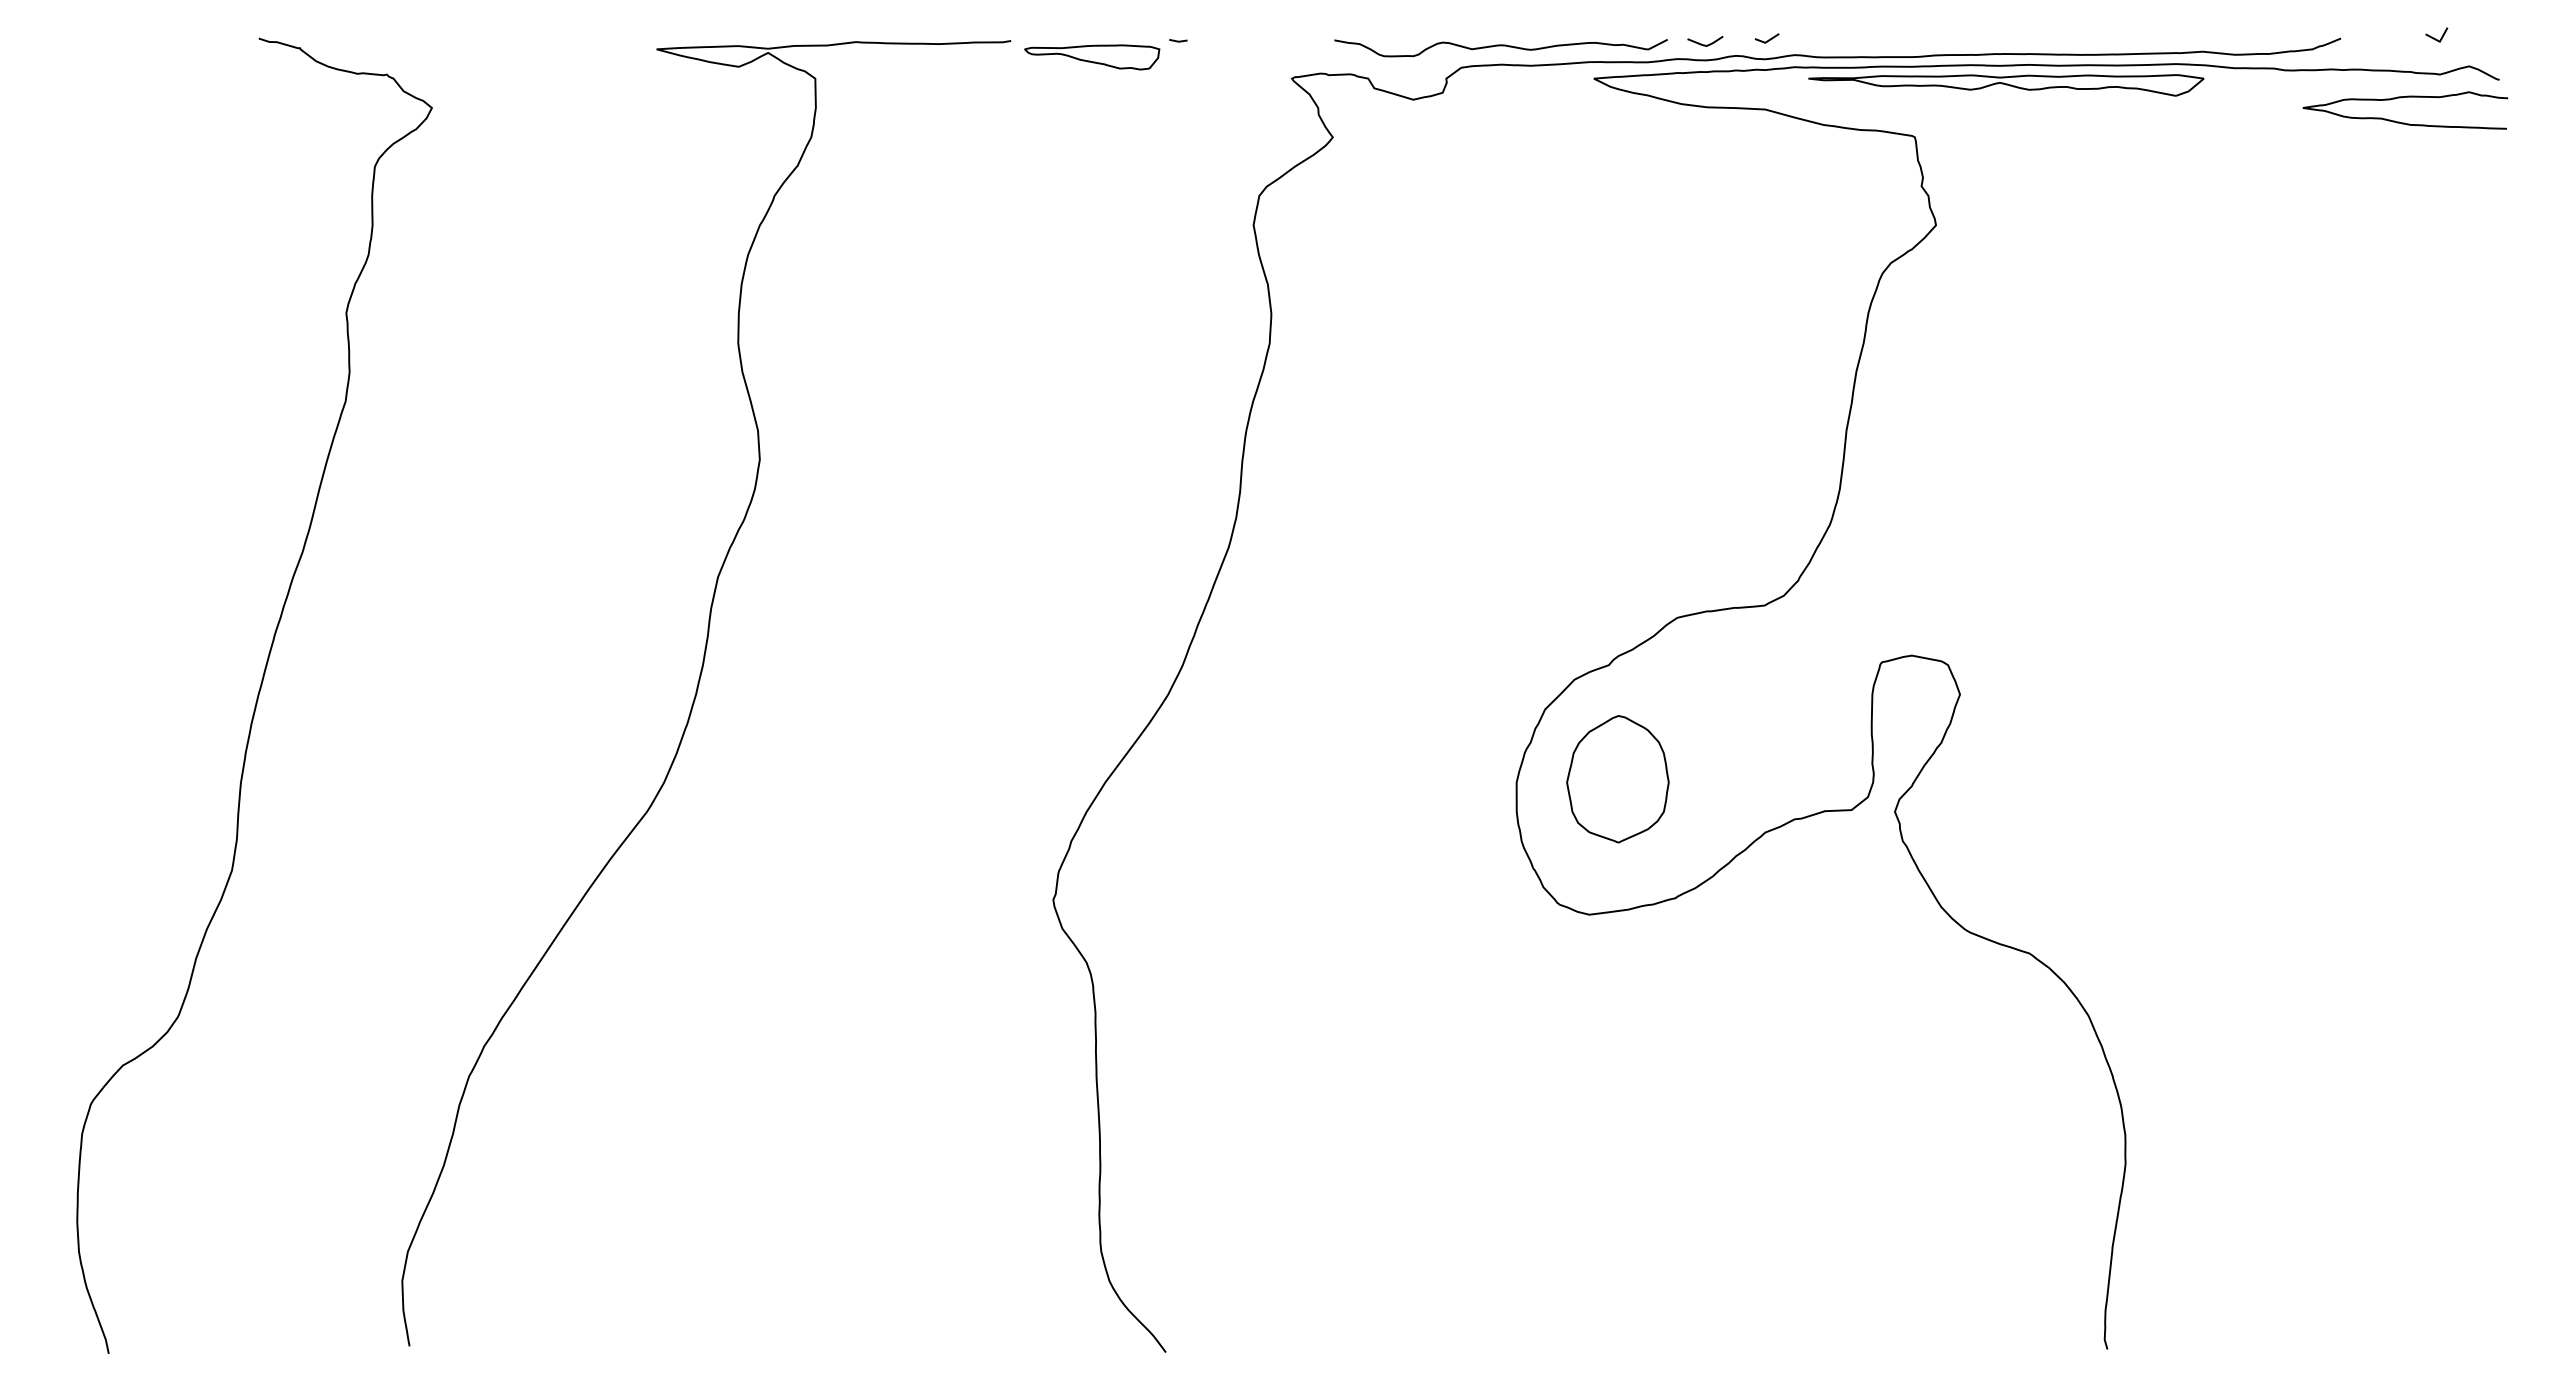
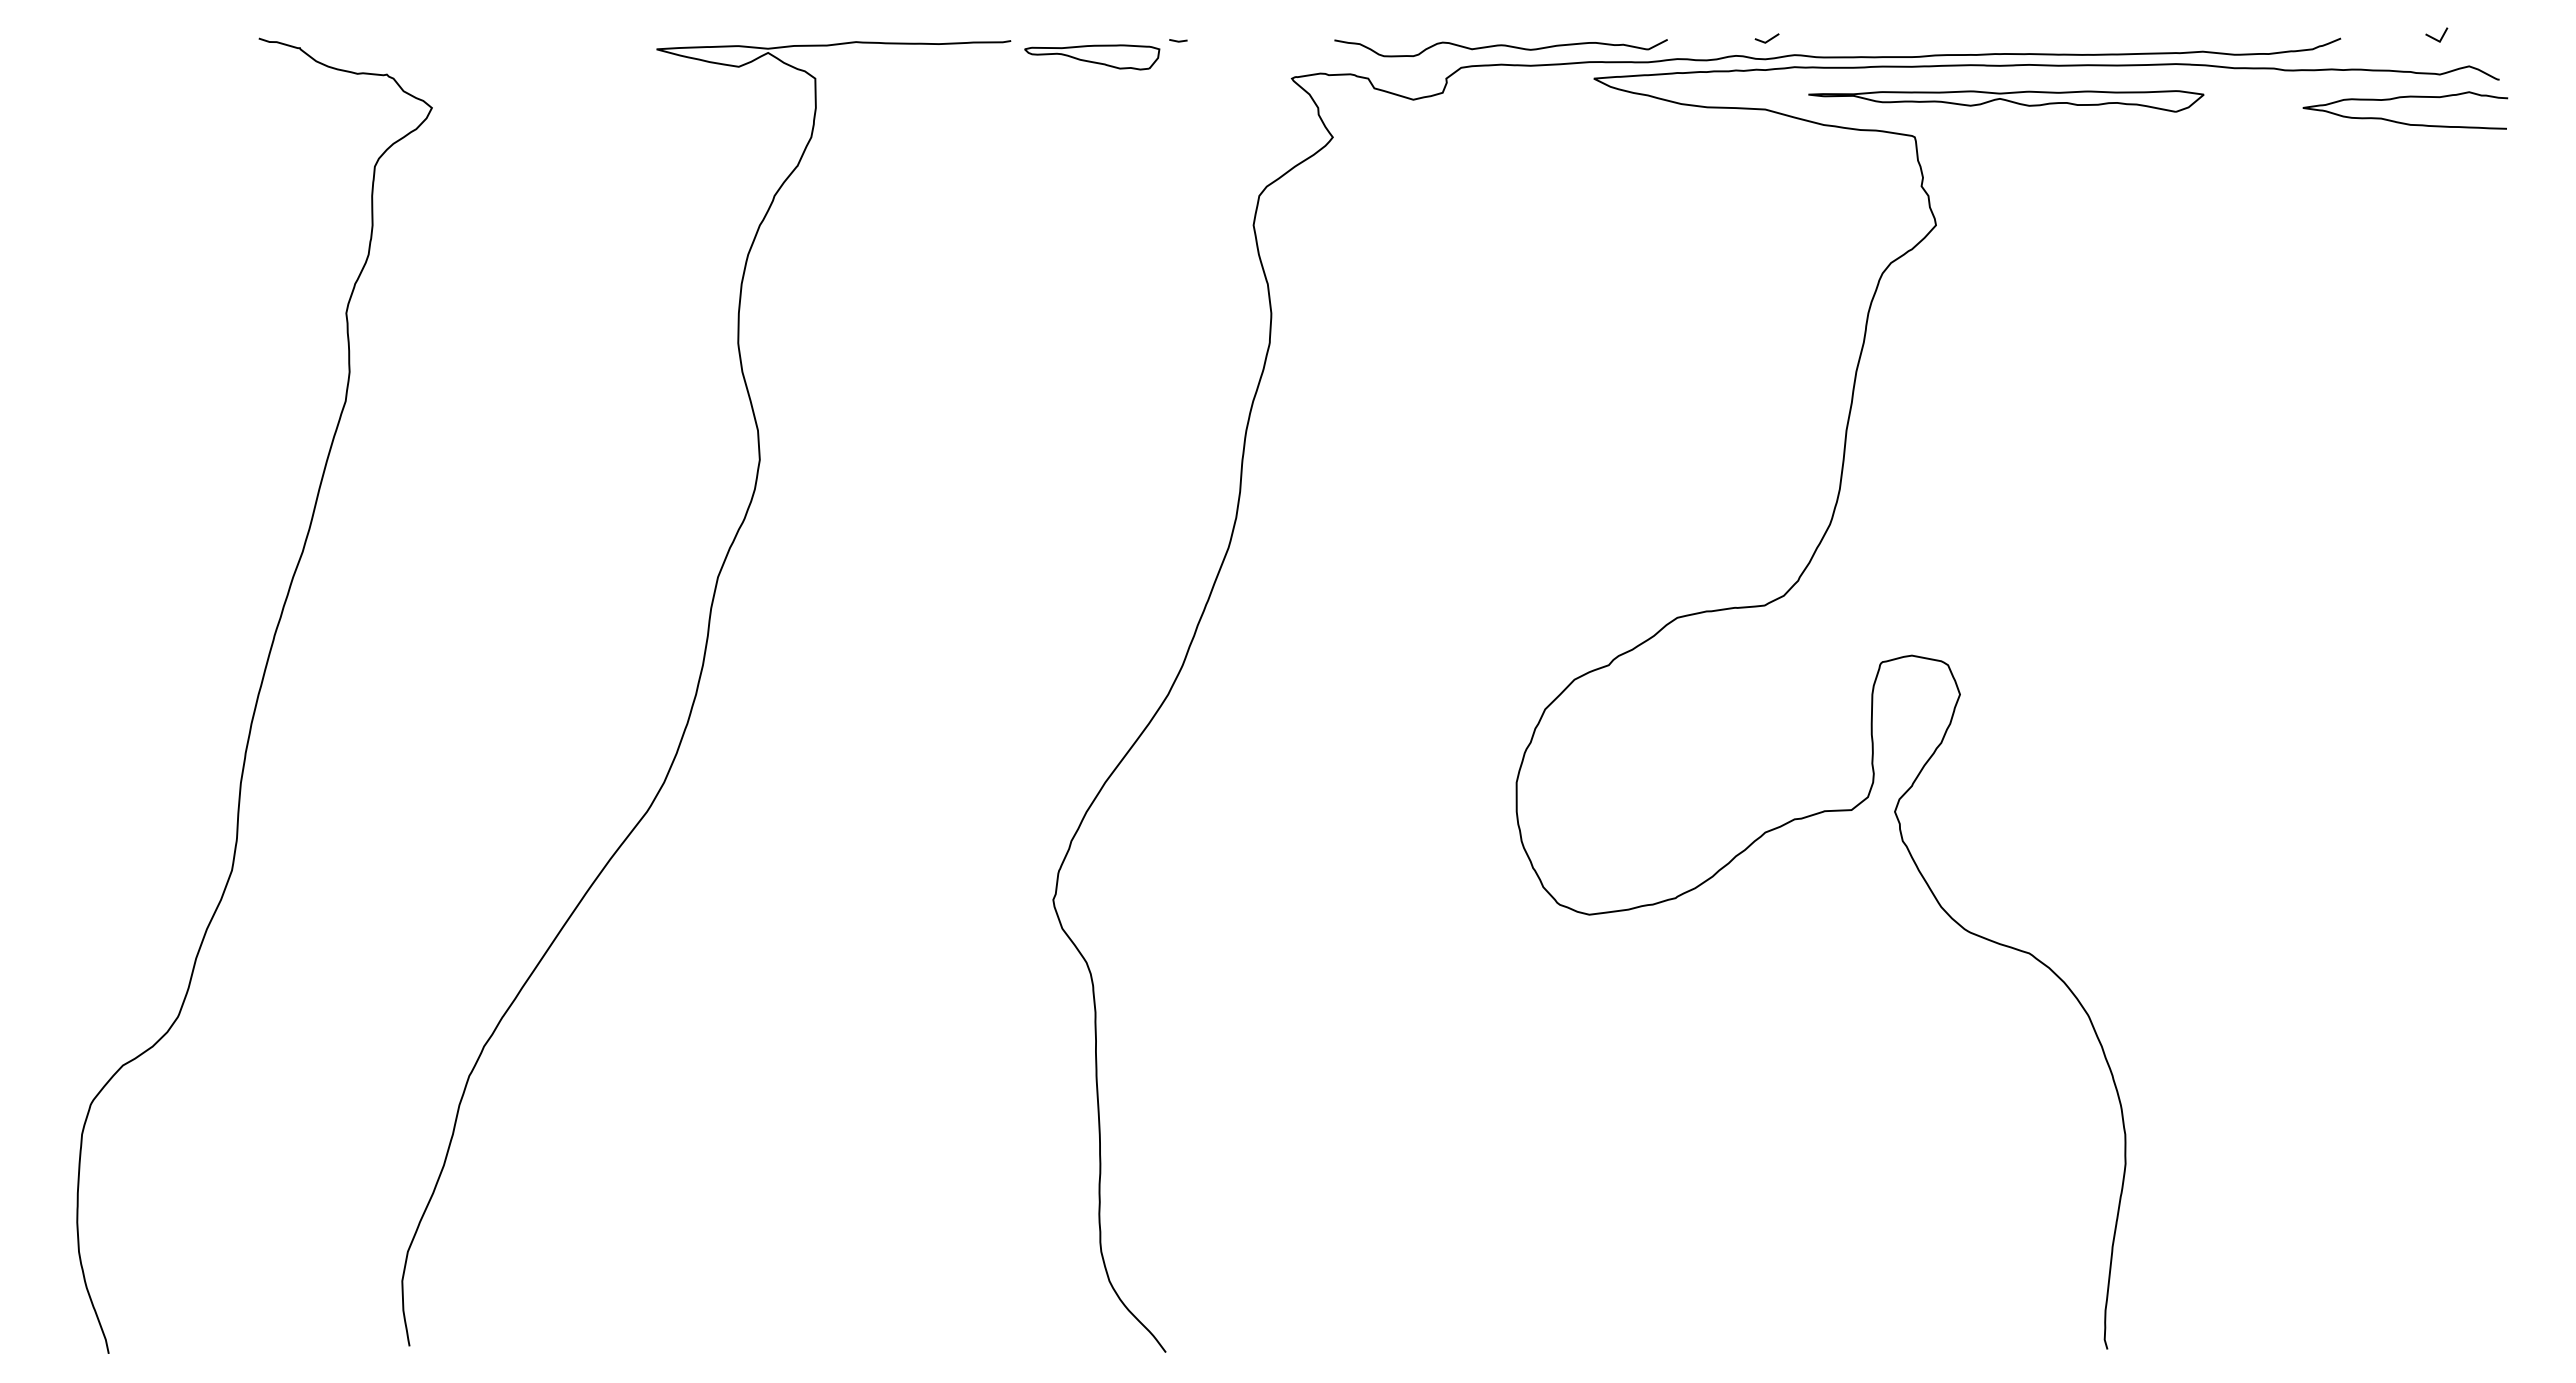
line: present -> none (1705, 44)
part position: (2006, 85) -> (2006, 101) (2006, 101)
part: present -> none (1617, 779)
